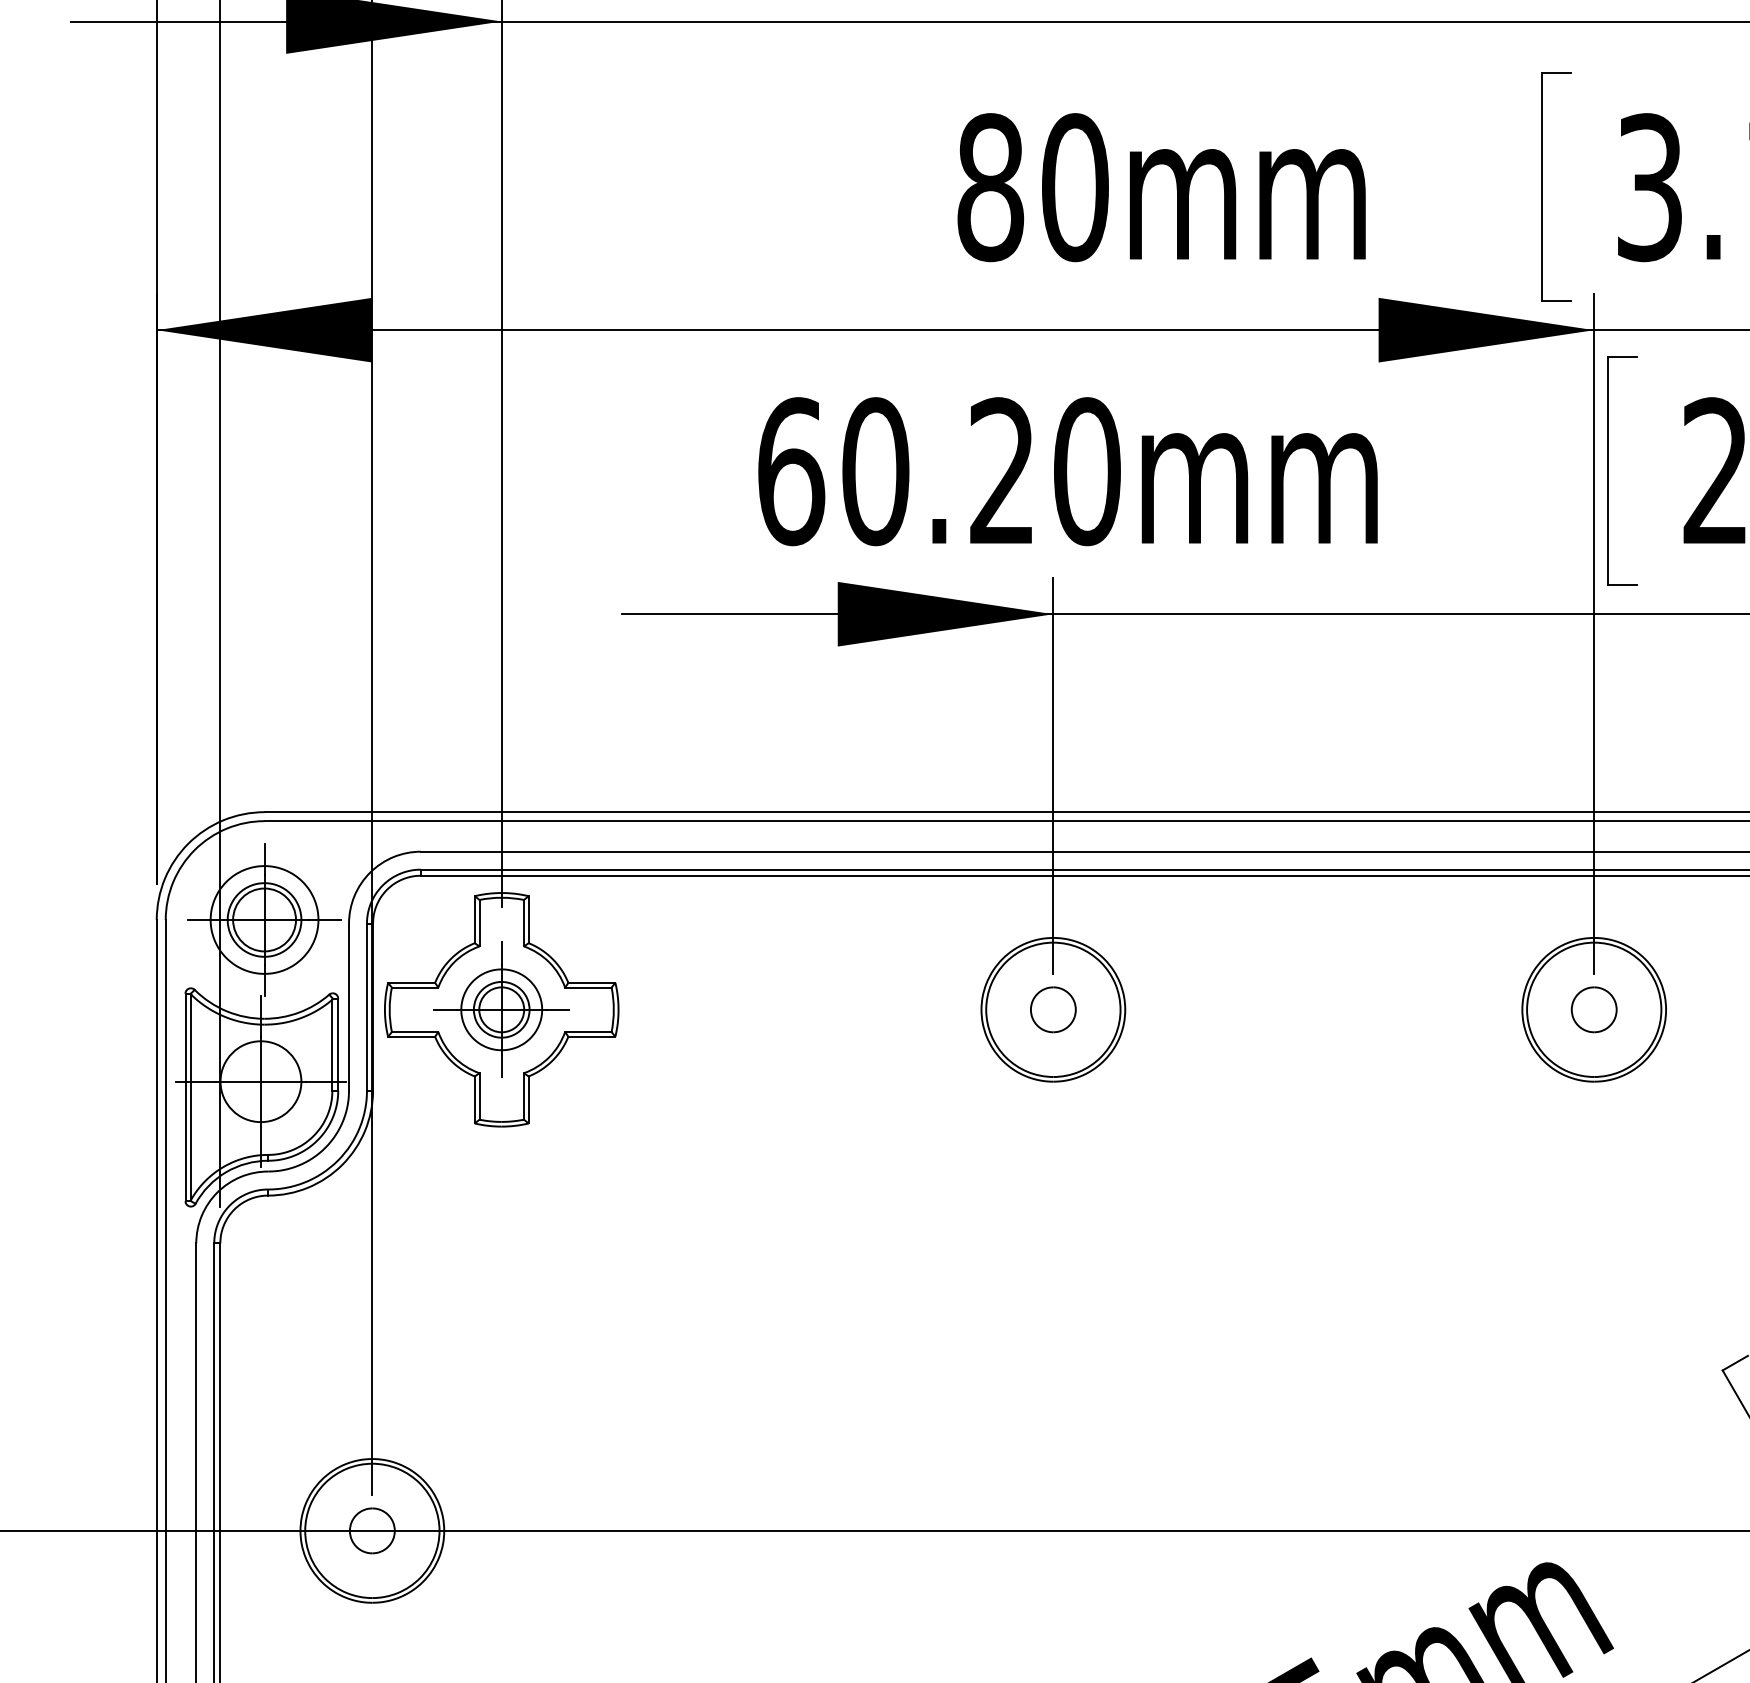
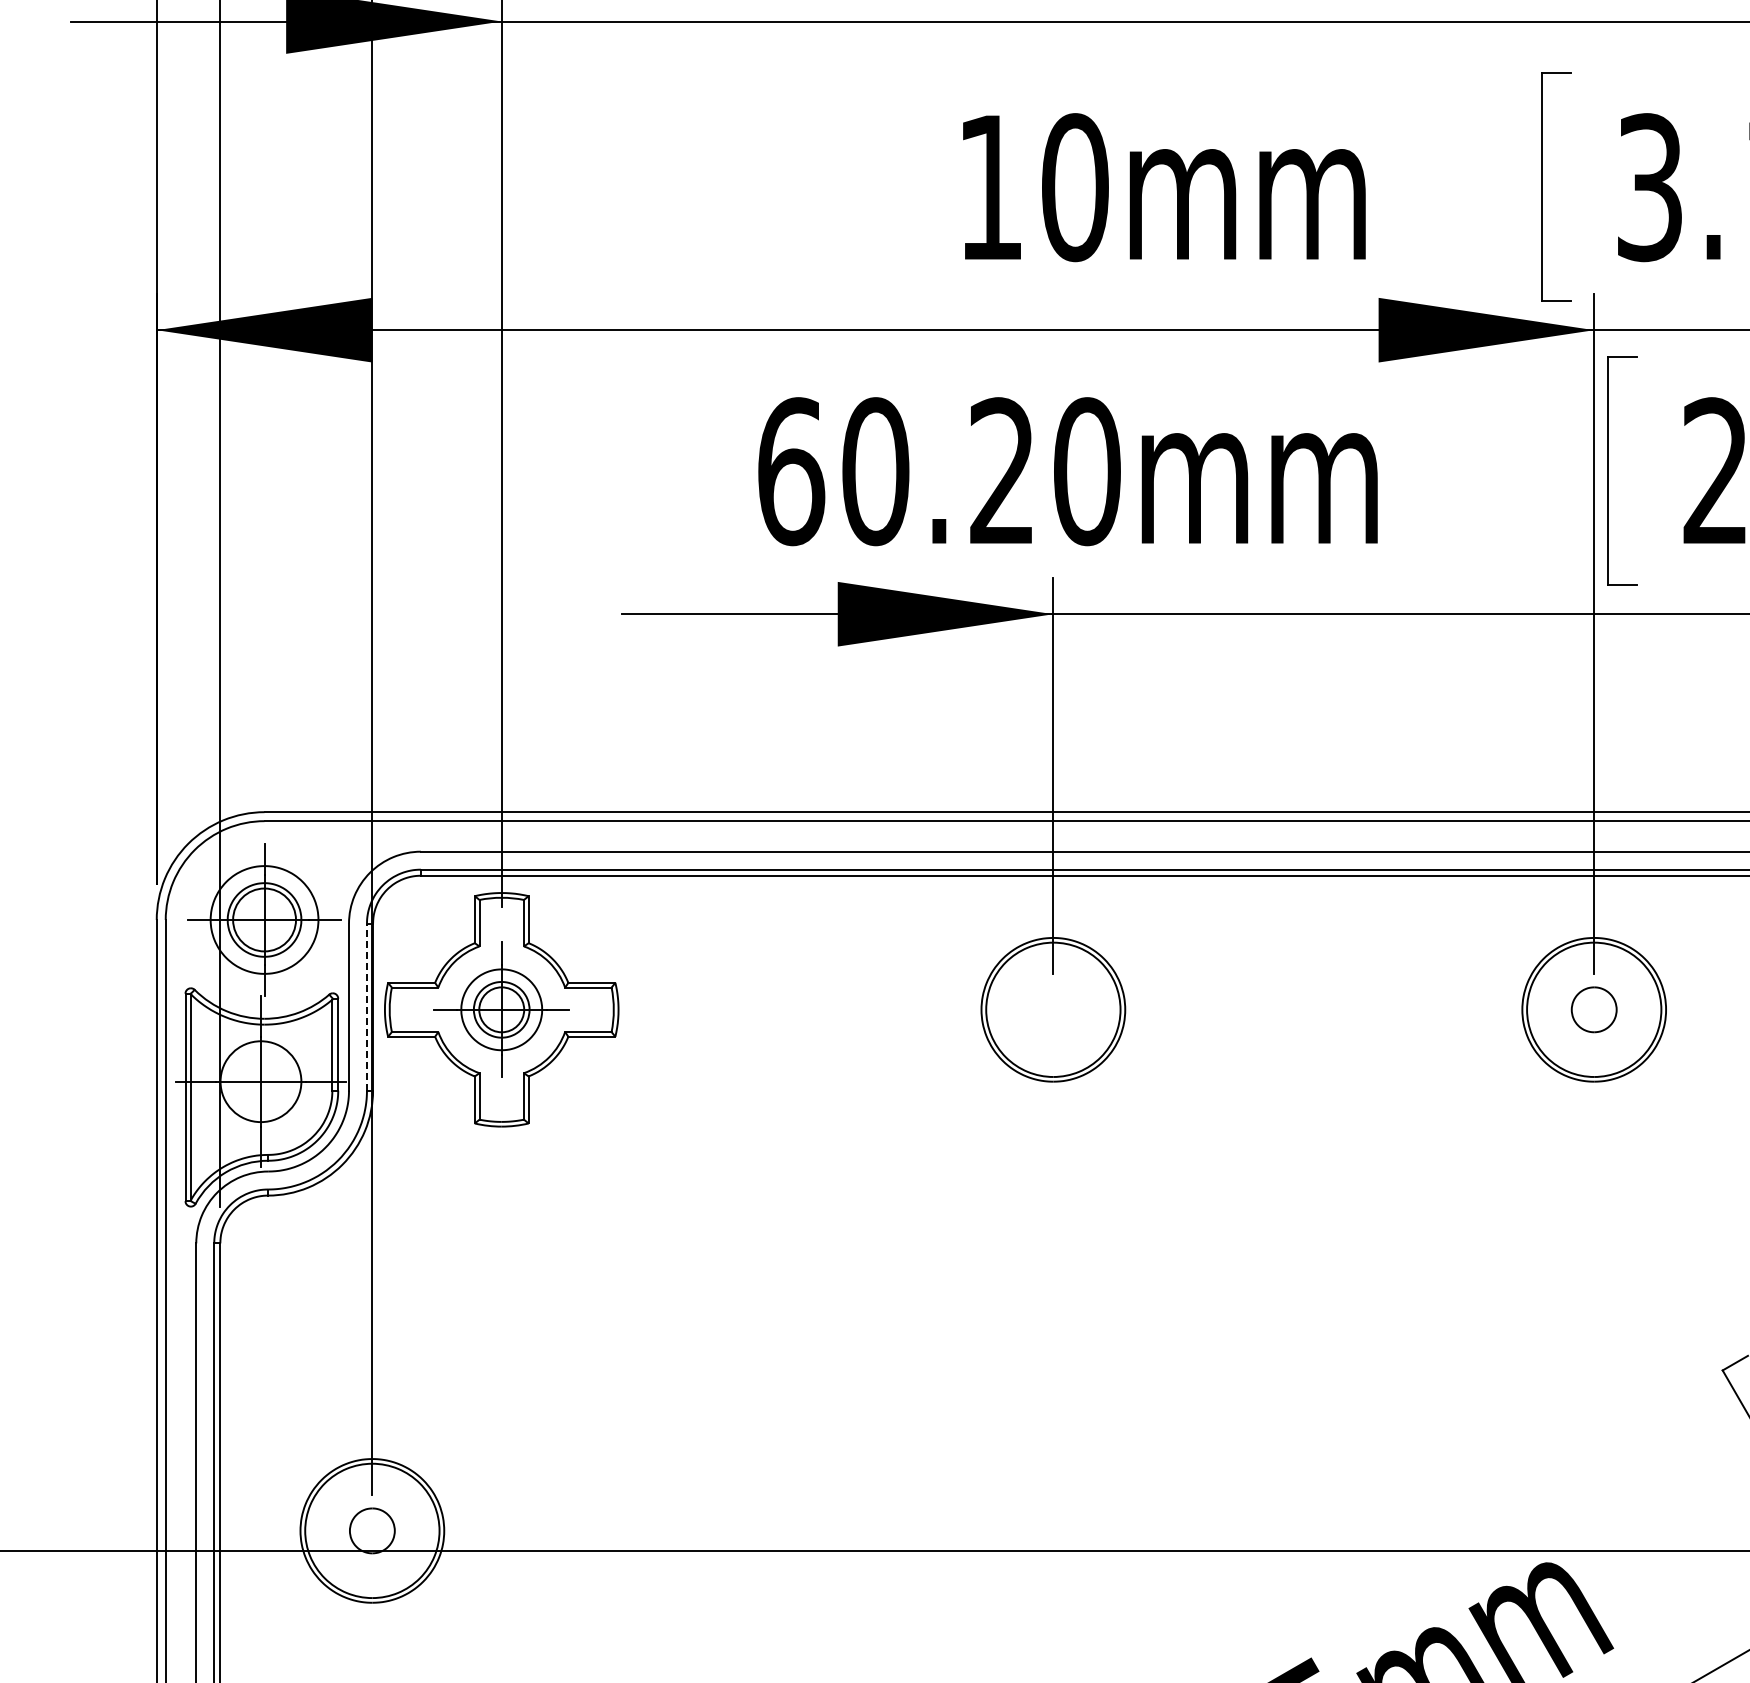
text: 80mm -> 10mm (990, 187)
line: solid -> dashed (366, 1007)
part: present -> none (1053, 1009)
line position: (874, 1530) -> (874, 1550) (874, 1550)
